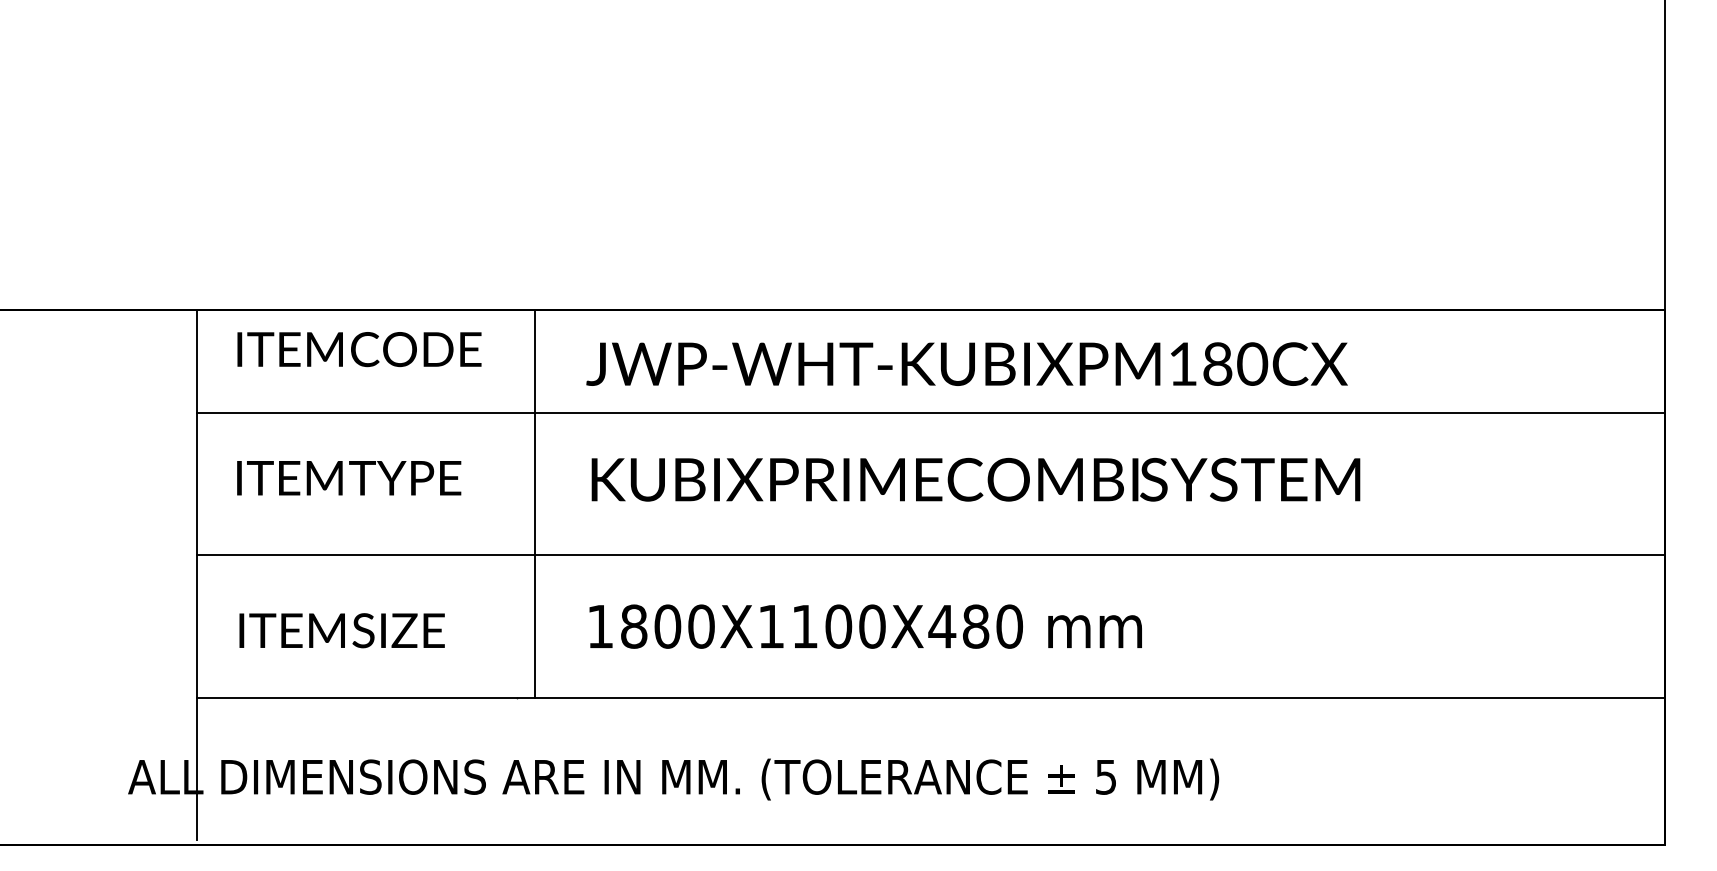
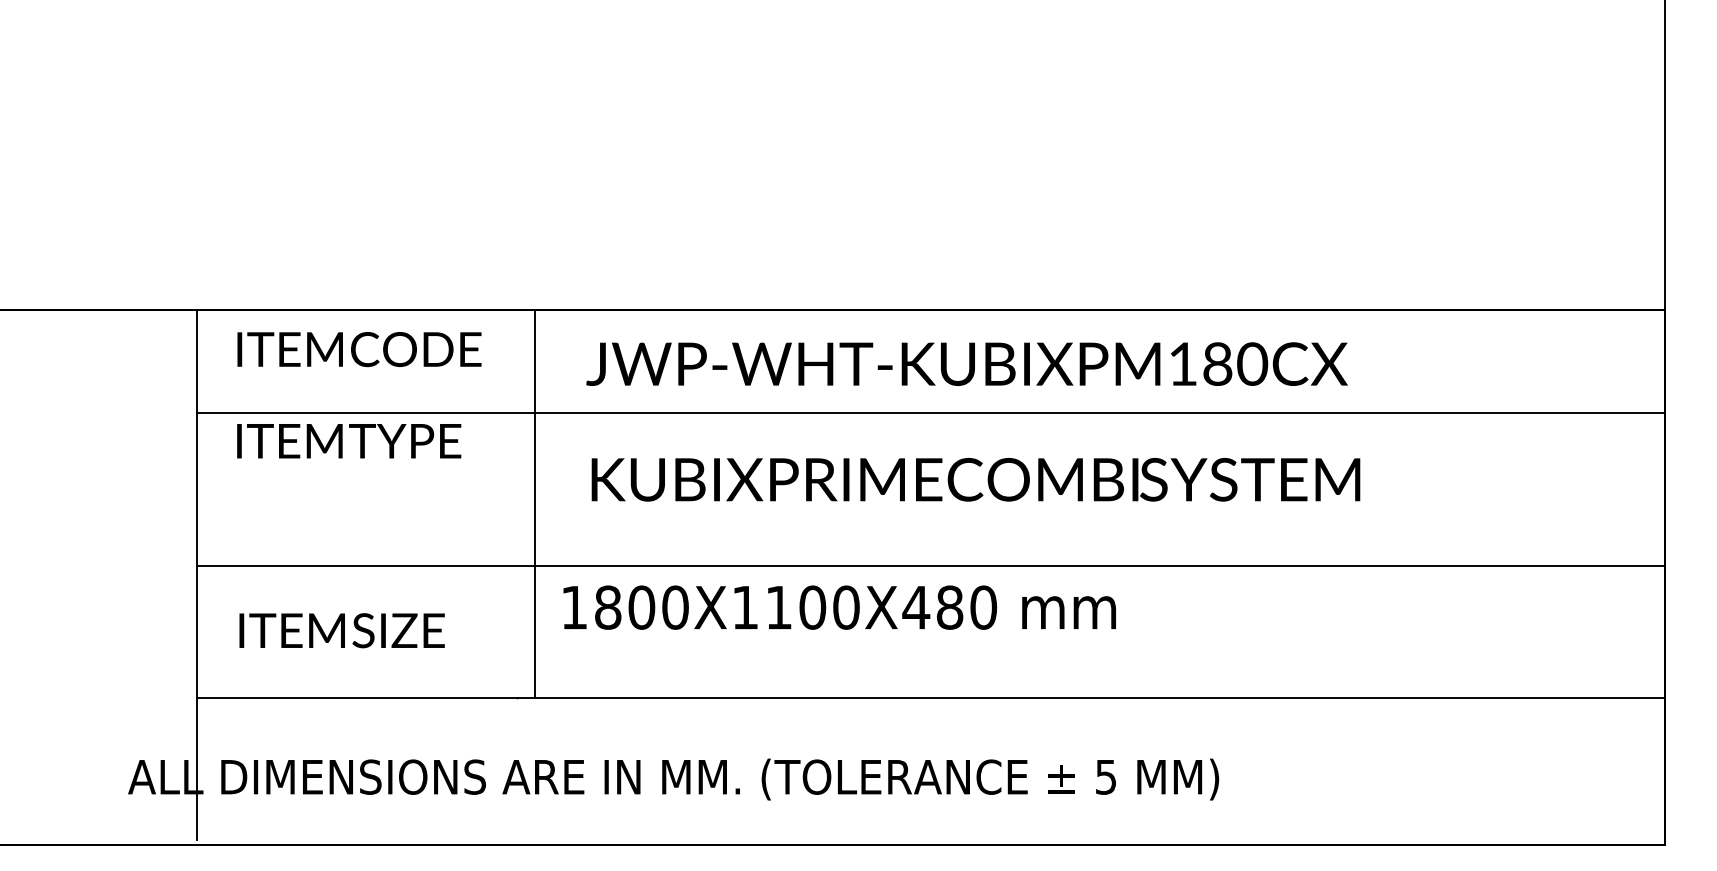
text position: (349, 478) -> (349, 441) (349, 441)
line position: (931, 555) -> (931, 566) (931, 566)
text position: (865, 626) -> (839, 607) (839, 607)
